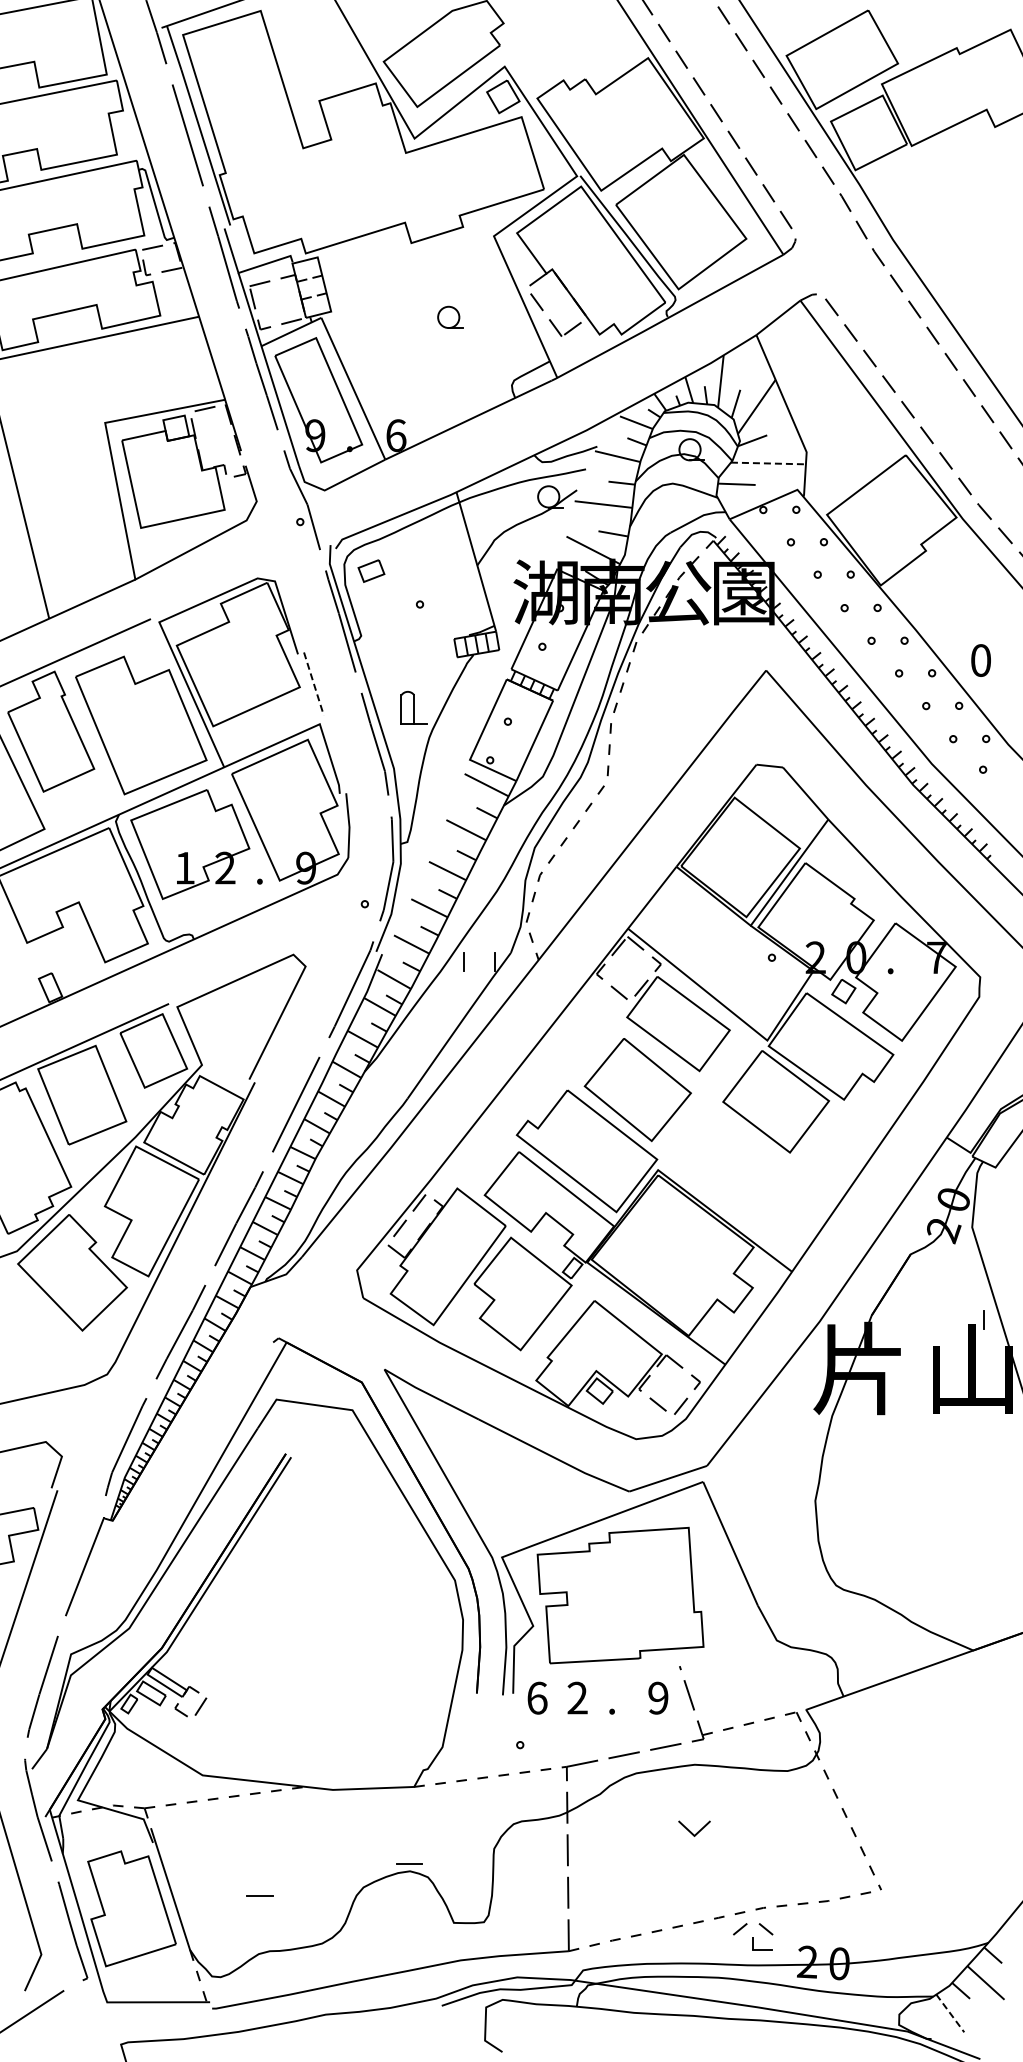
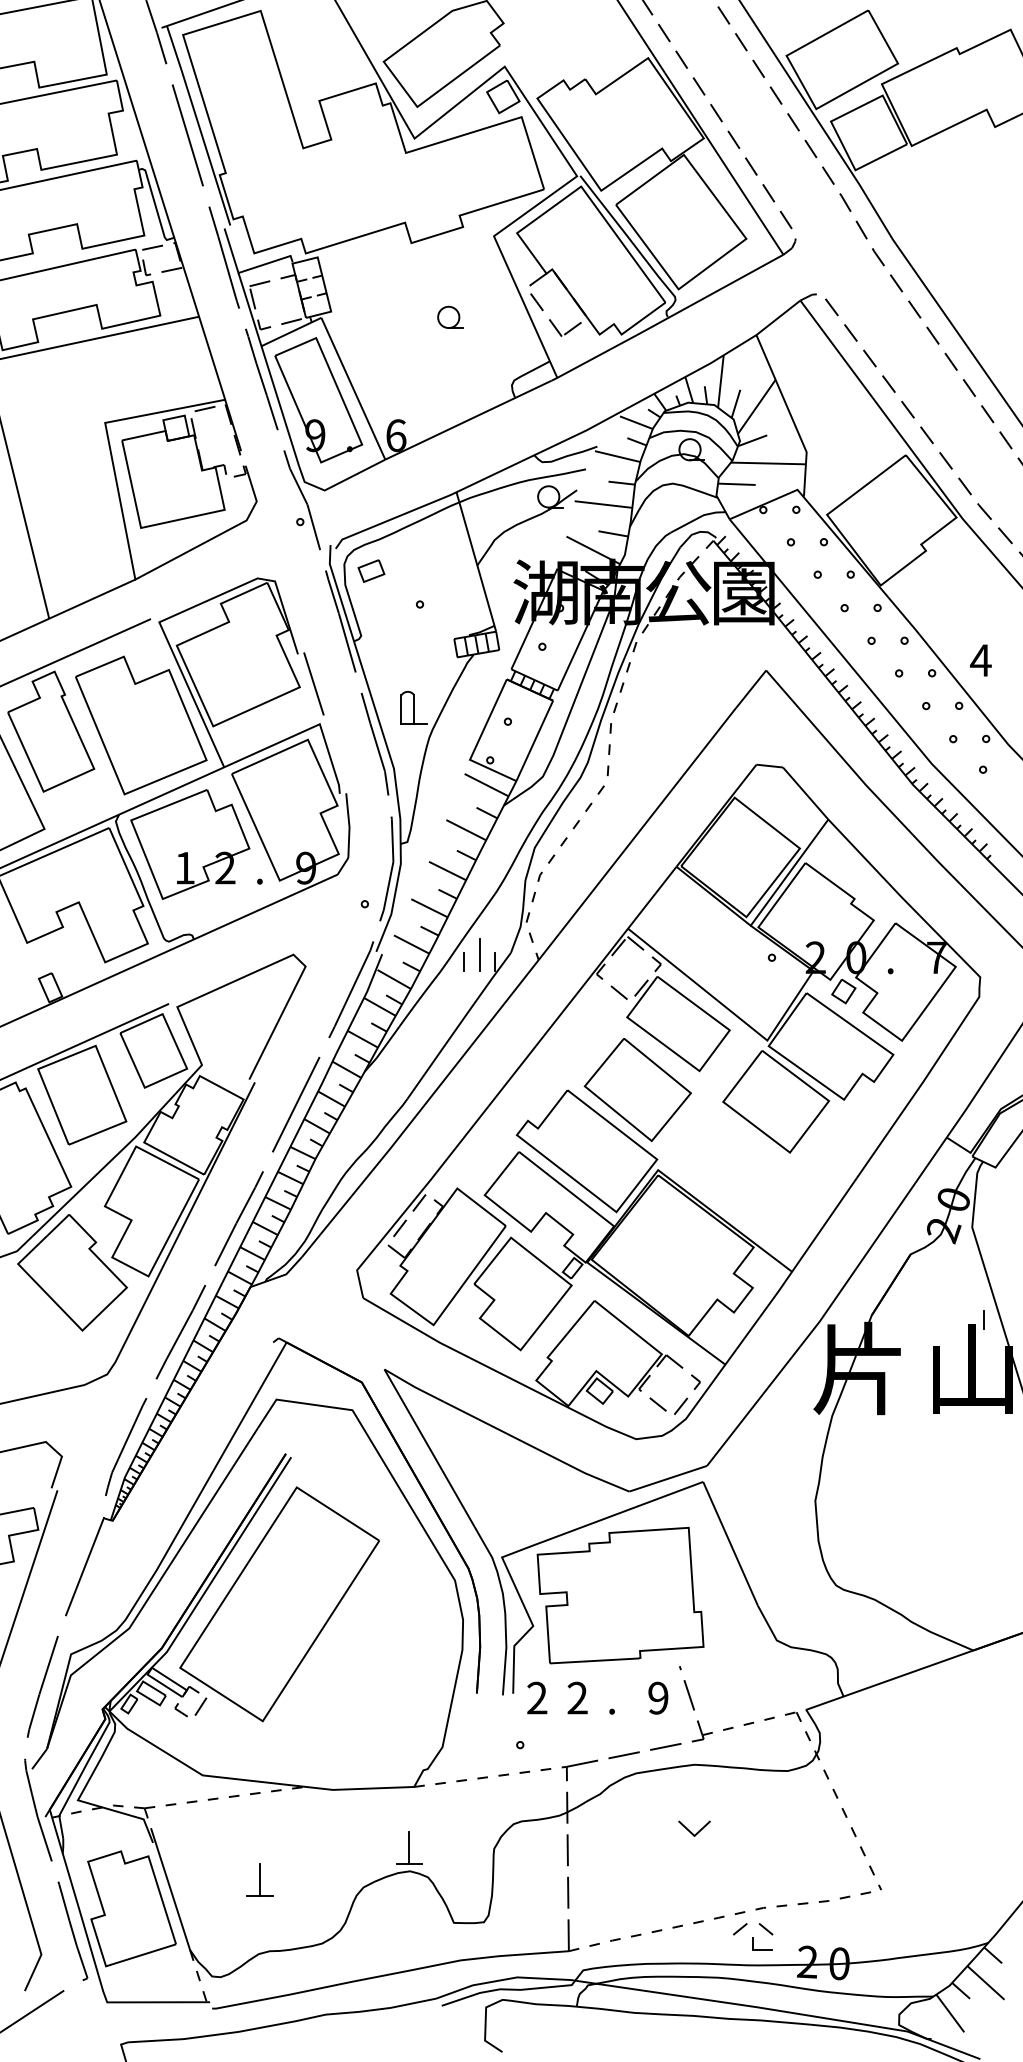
line: dashed -> solid (768, 463)
text: 0 -> 4 (980, 660)
line: dashed -> solid (314, 684)
line: none -> present (479, 954)
part: none -> present (279, 1604)
text: 6 -> 2 (537, 1697)
line: none -> present (409, 1847)
line: none -> present (260, 1880)
line: dashed -> solid (950, 2013)
